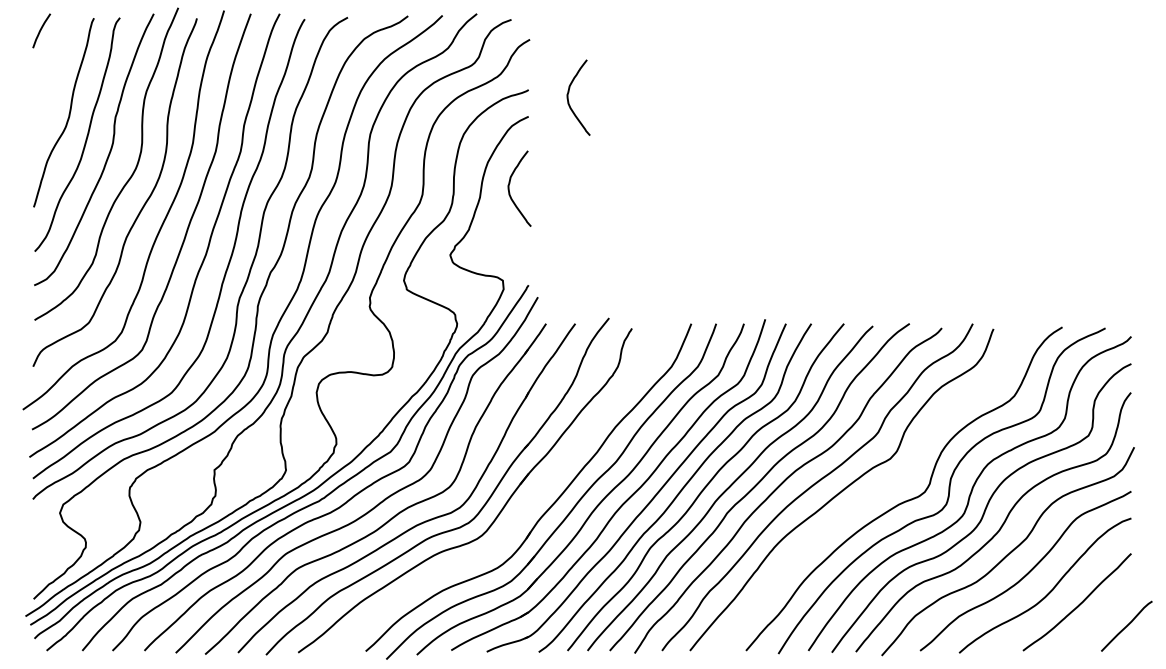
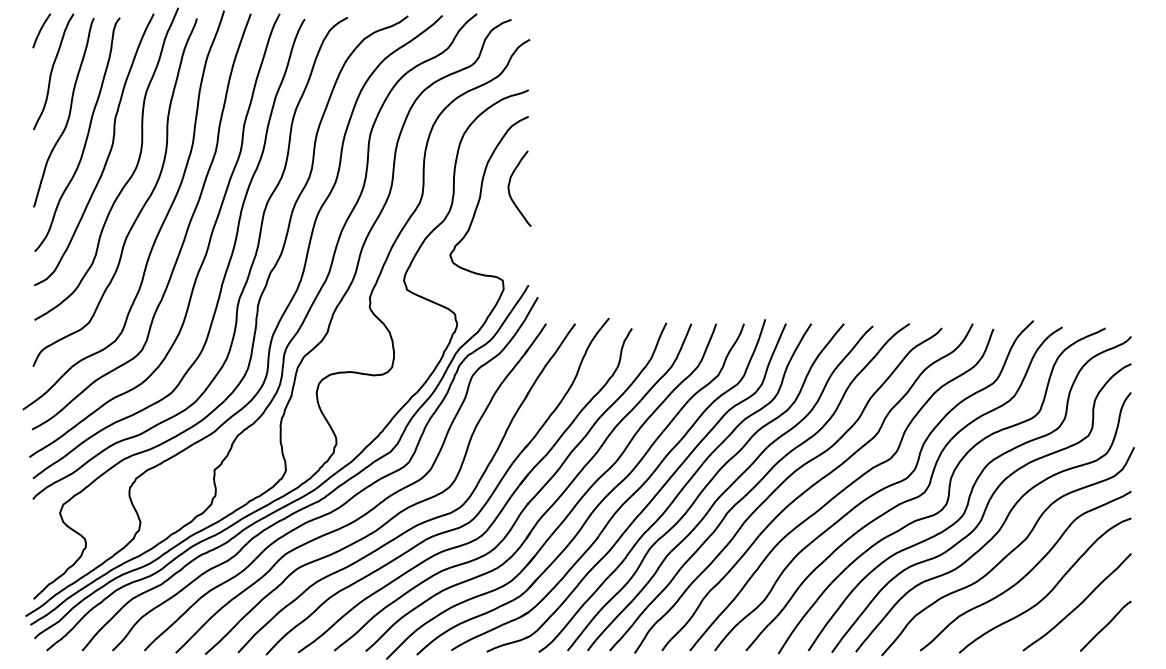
curve: none -> present (52, 71)
curve: present -> none (569, 101)
curve: none -> present (876, 491)
part: none -> present (526, 503)
line position: (1126, 625) -> (1105, 625) (1105, 625)
